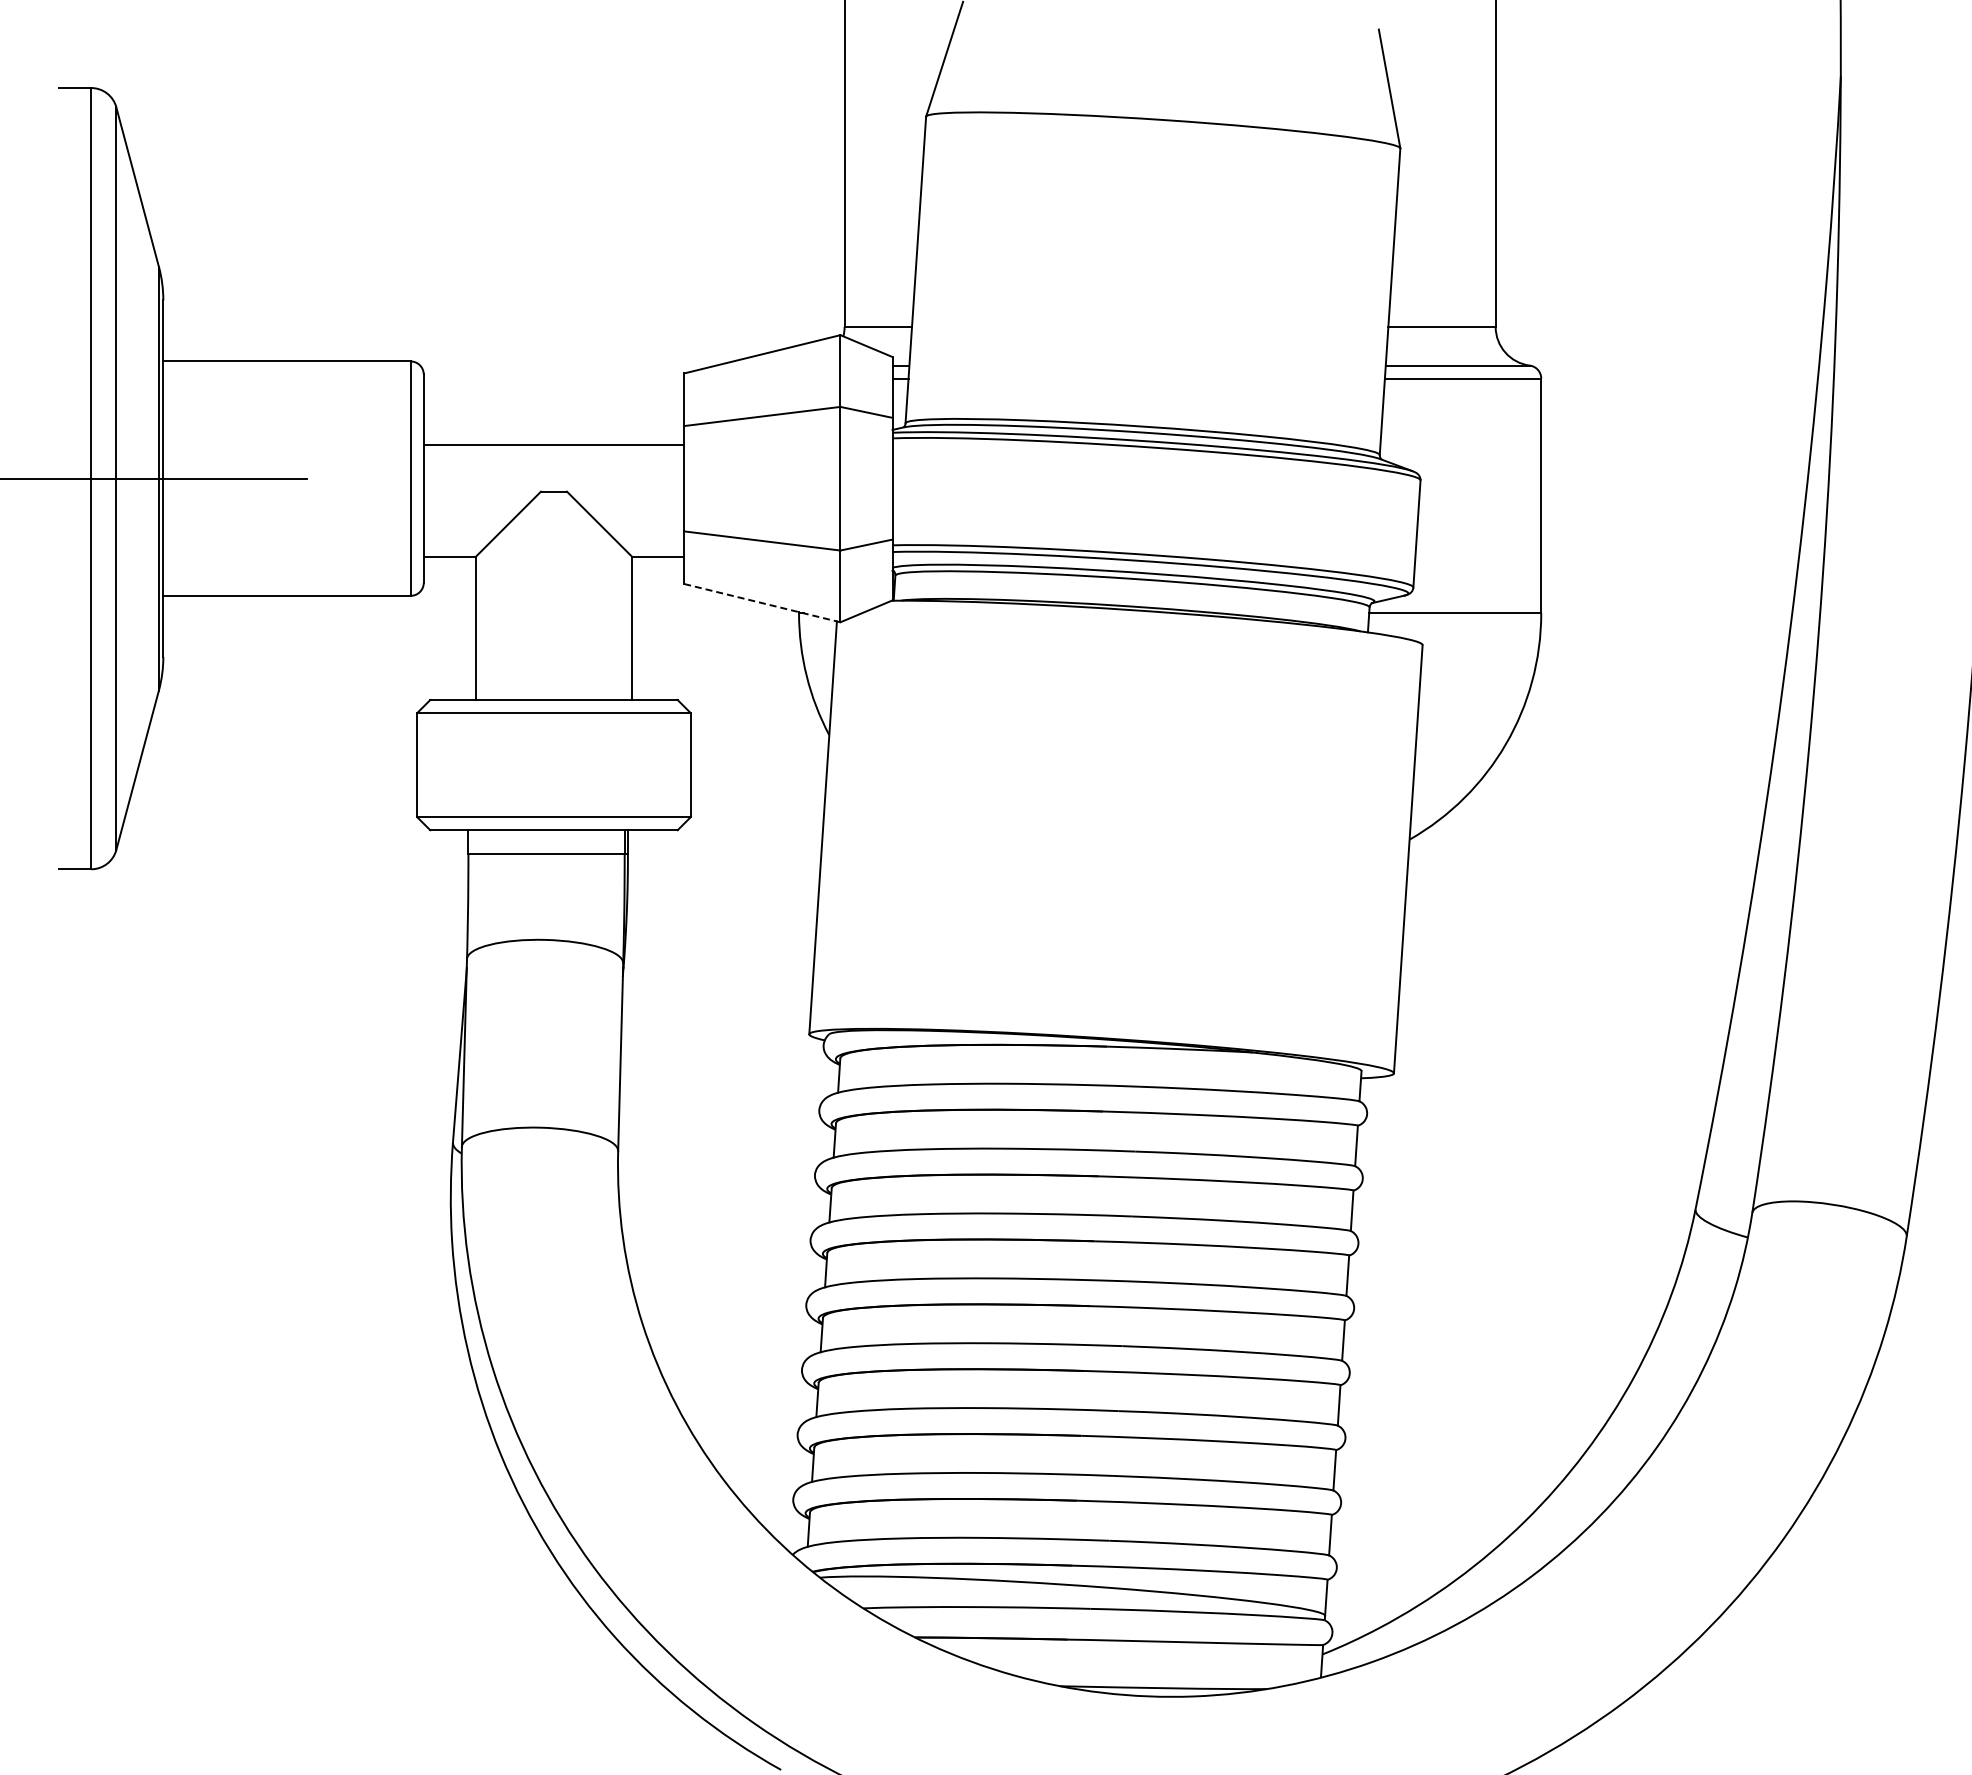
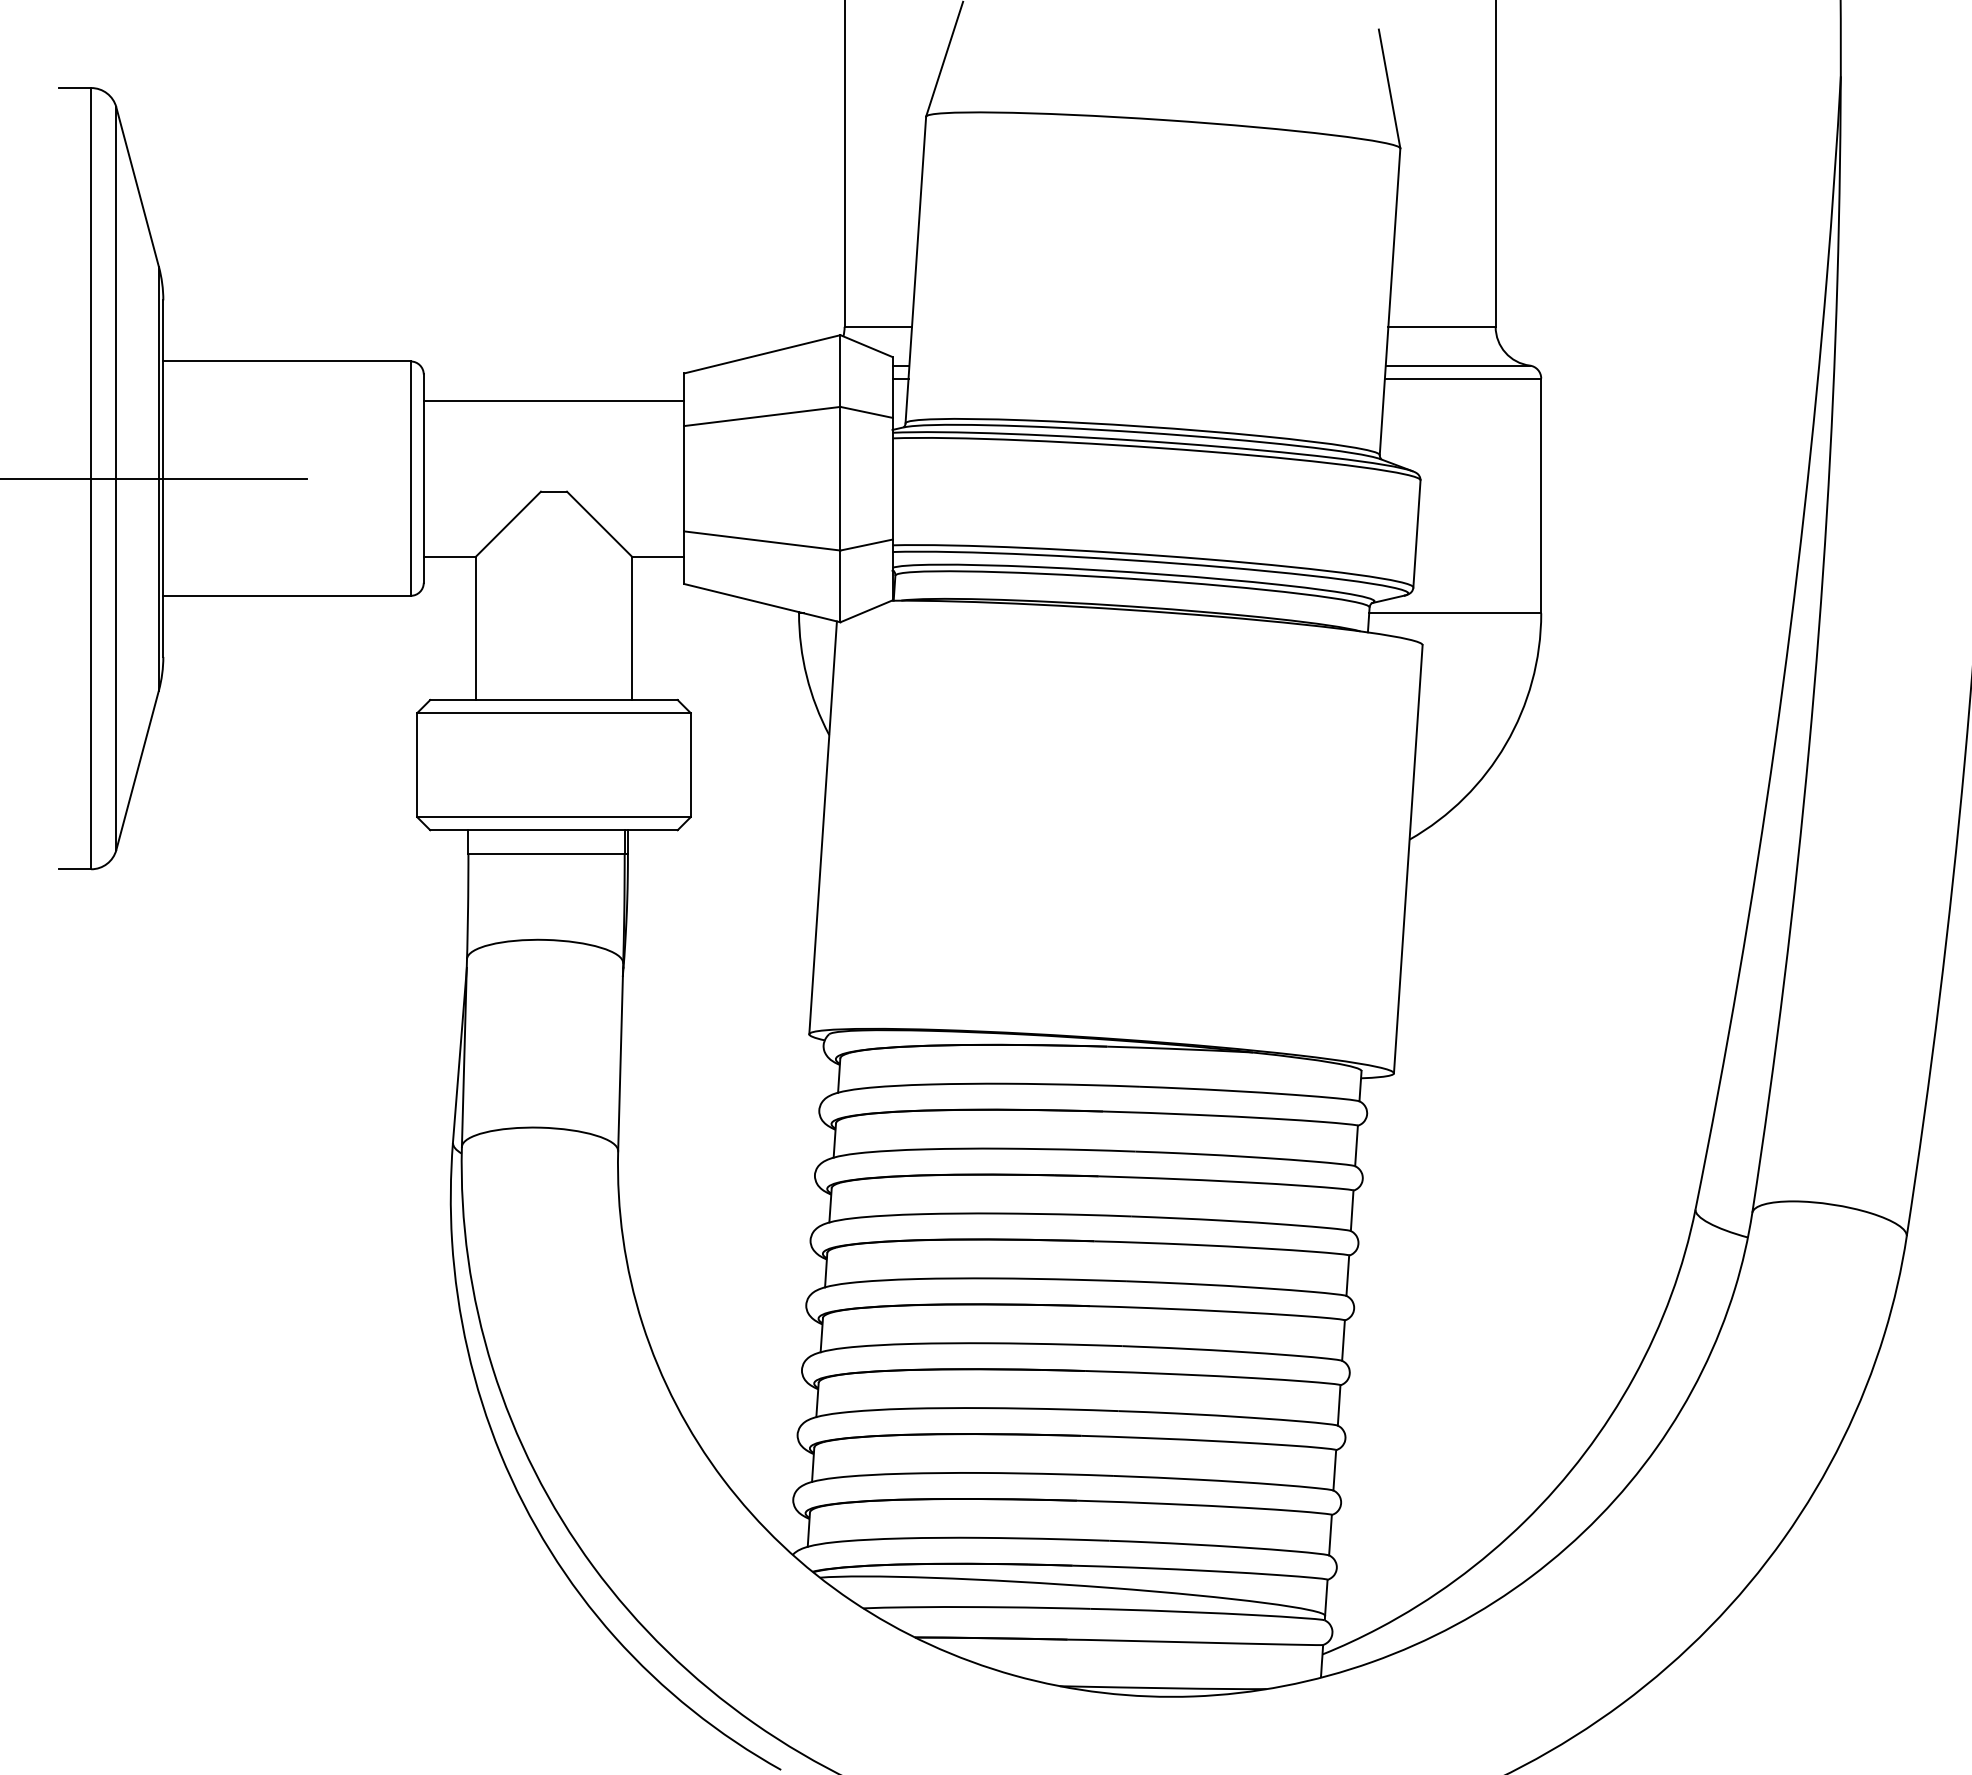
line position: (553, 444) -> (553, 400) (553, 400)
line: dashed -> solid (762, 603)
